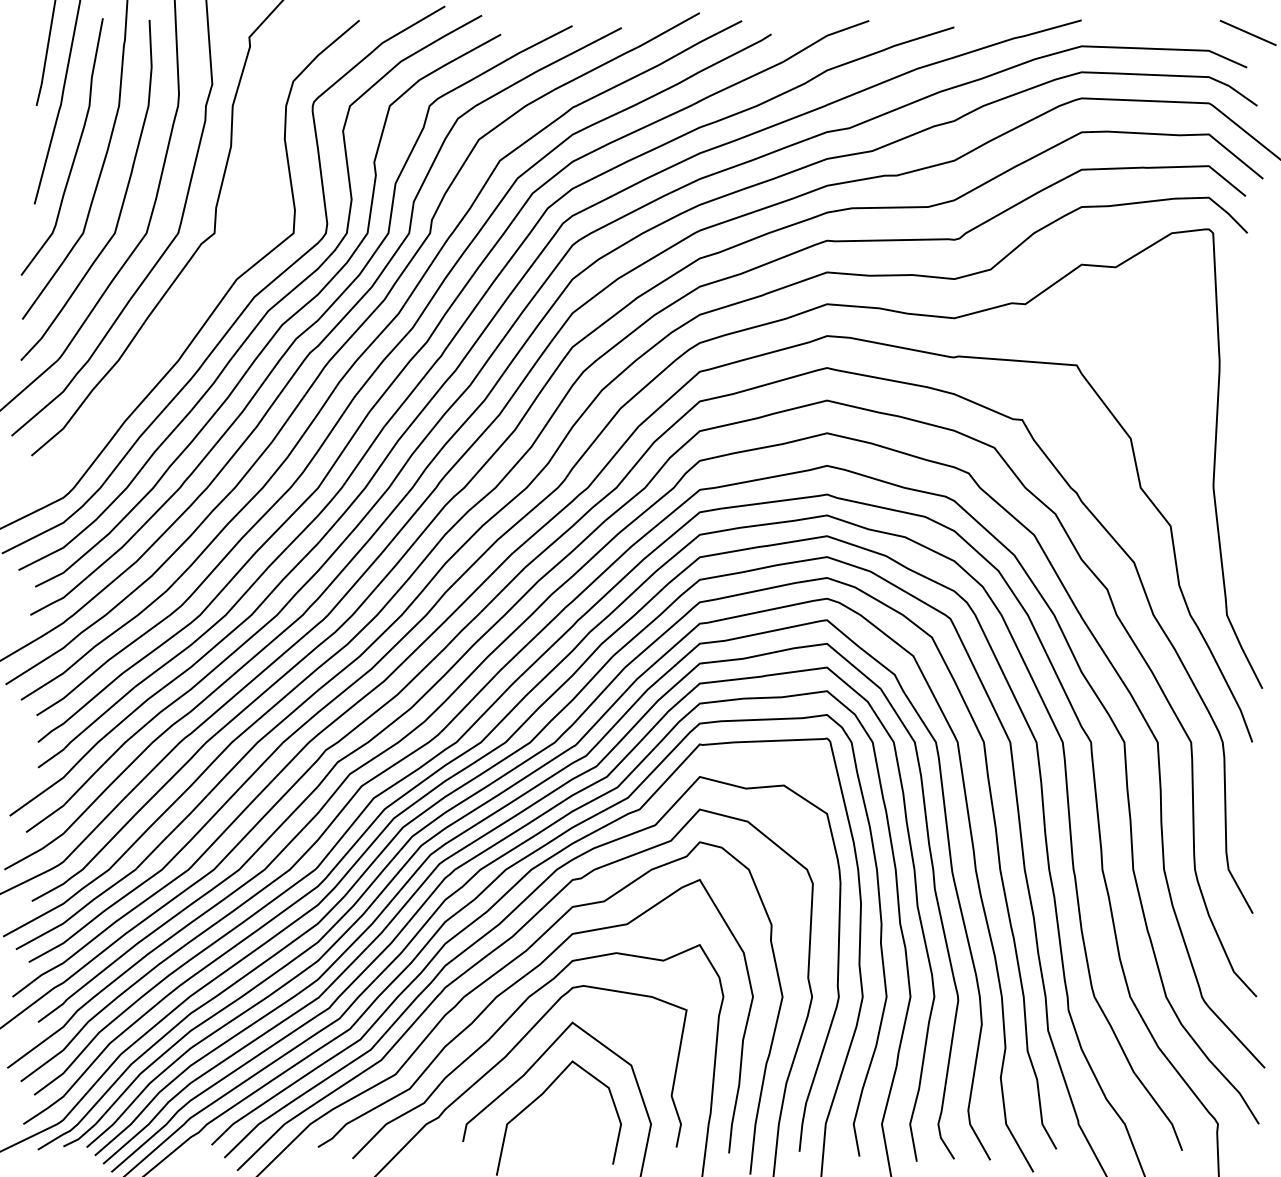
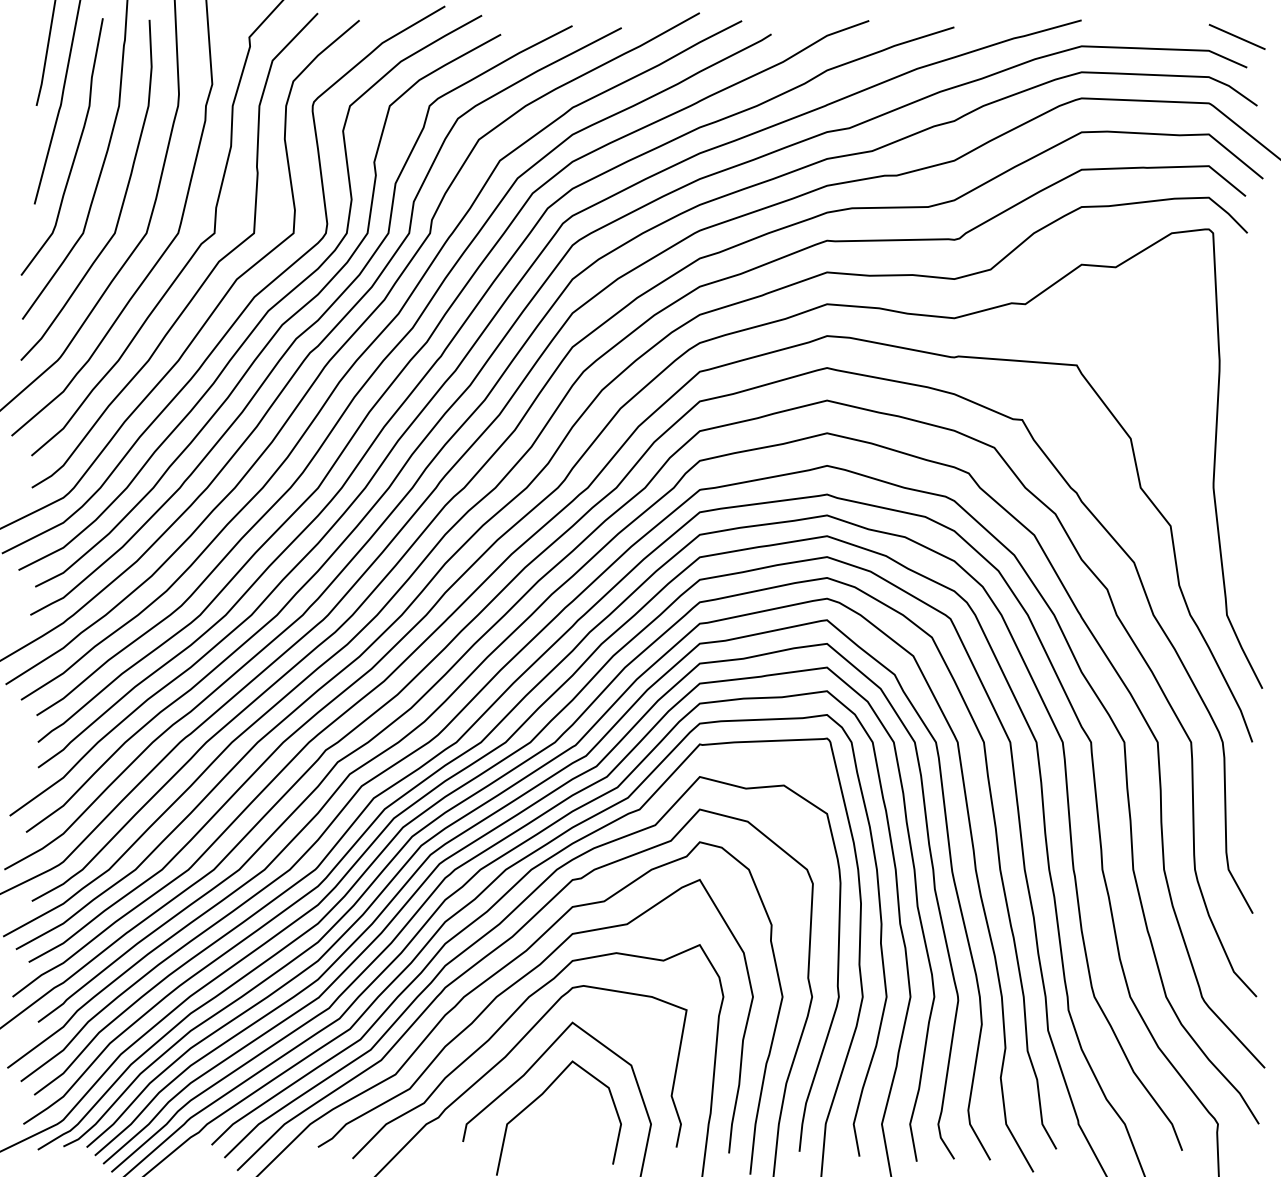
line position: (1247, 32) -> (1236, 36) (1236, 36)
curve: none -> present (207, 275)
